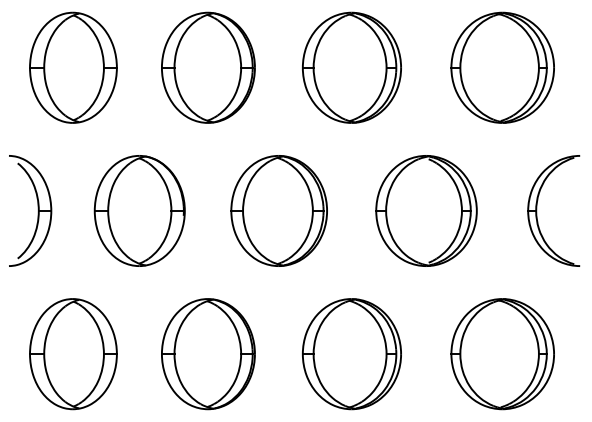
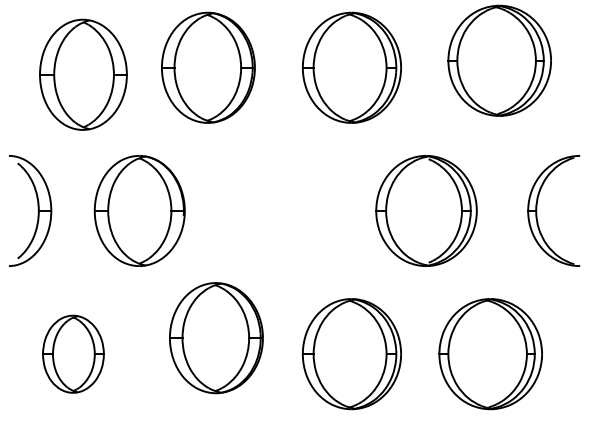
part position: (73, 67) -> (83, 74) (83, 74)
part position: (502, 67) -> (499, 60) (499, 60)
part: present -> none (278, 210)
part size: 89x113 px -> 63x80 px (73, 353)
part position: (208, 354) -> (216, 338) (216, 338)
part position: (502, 354) -> (490, 354) (490, 354)
